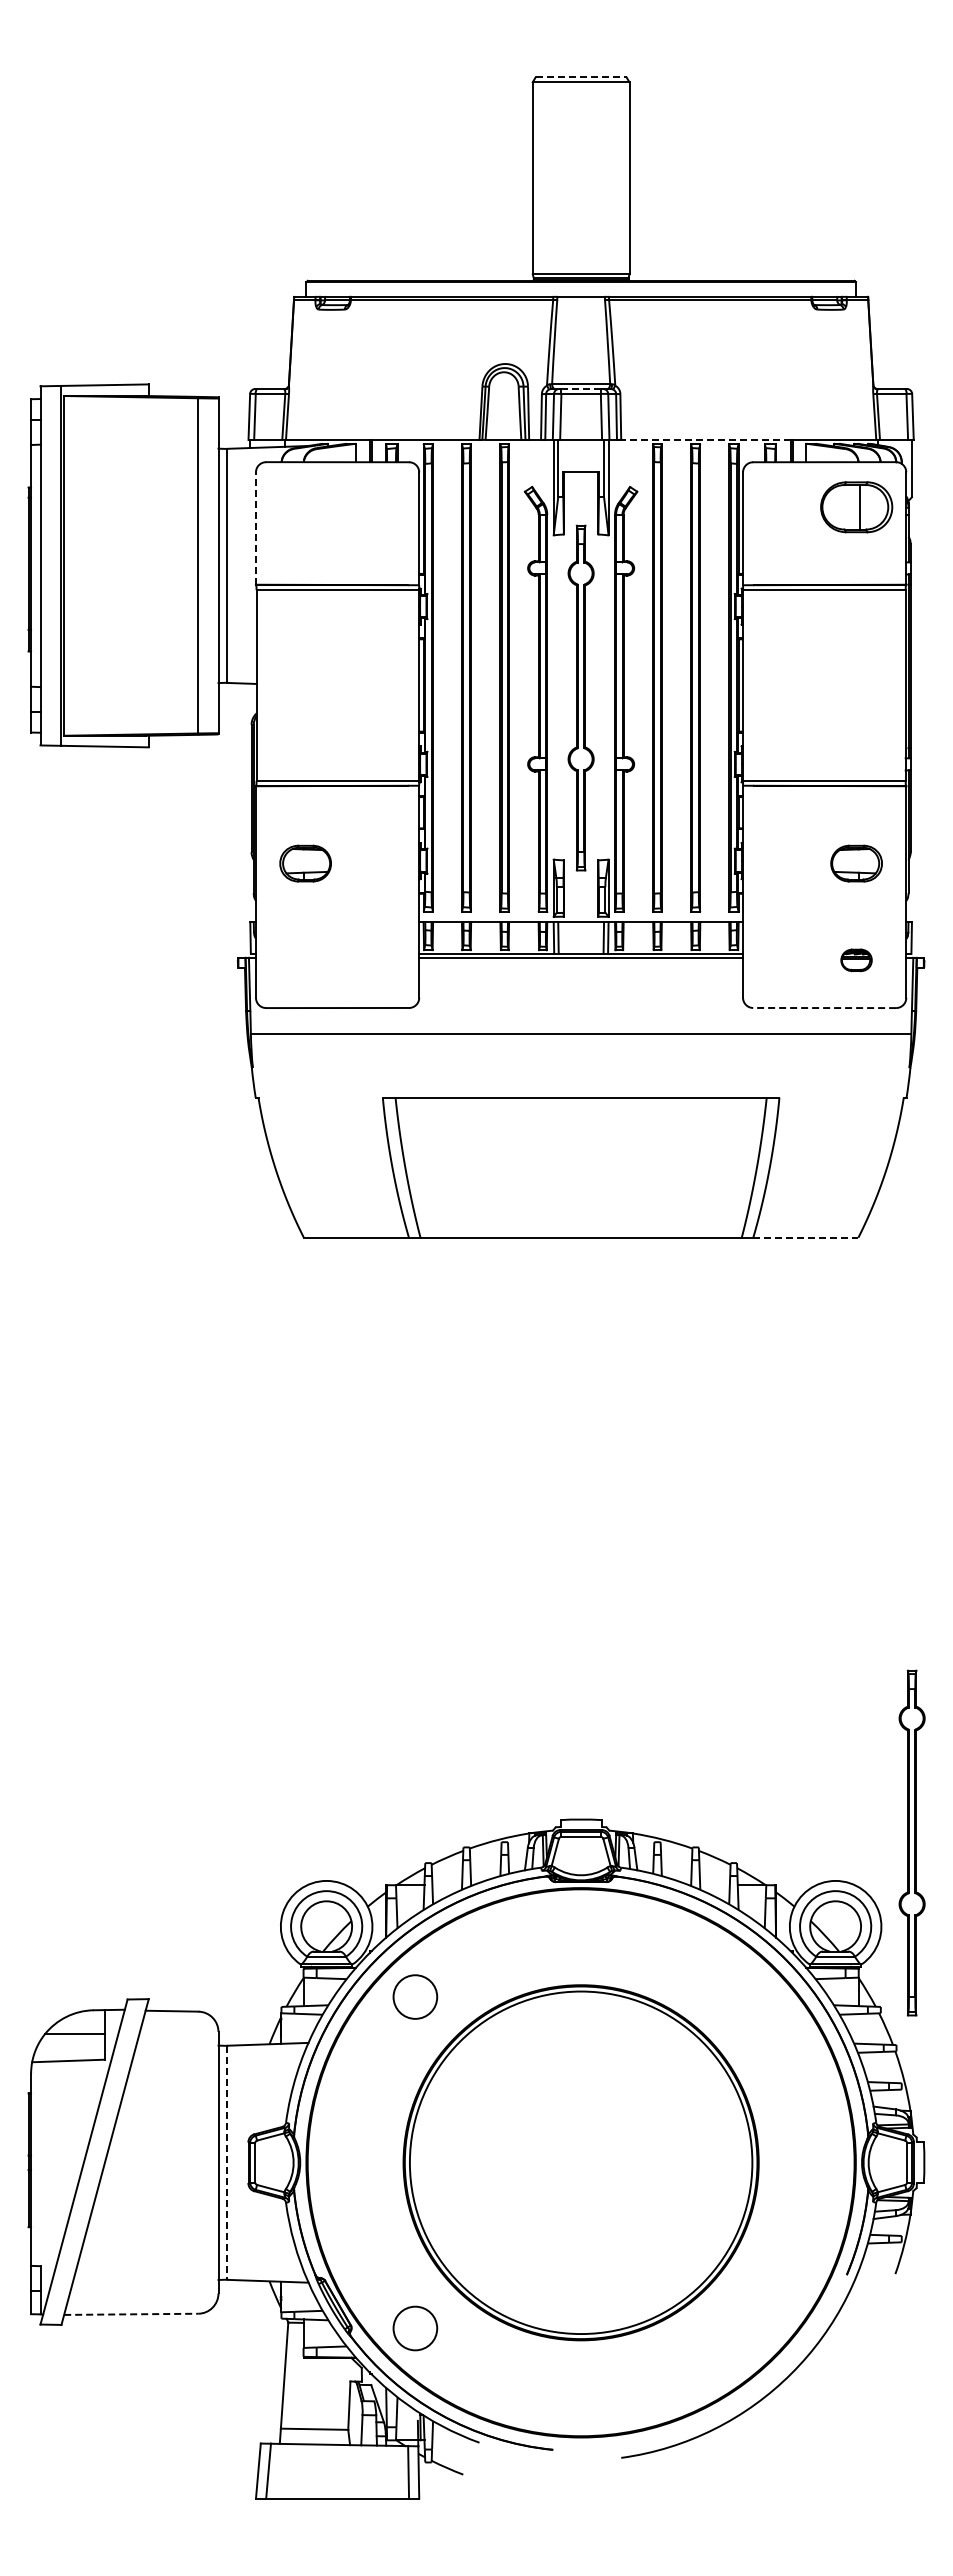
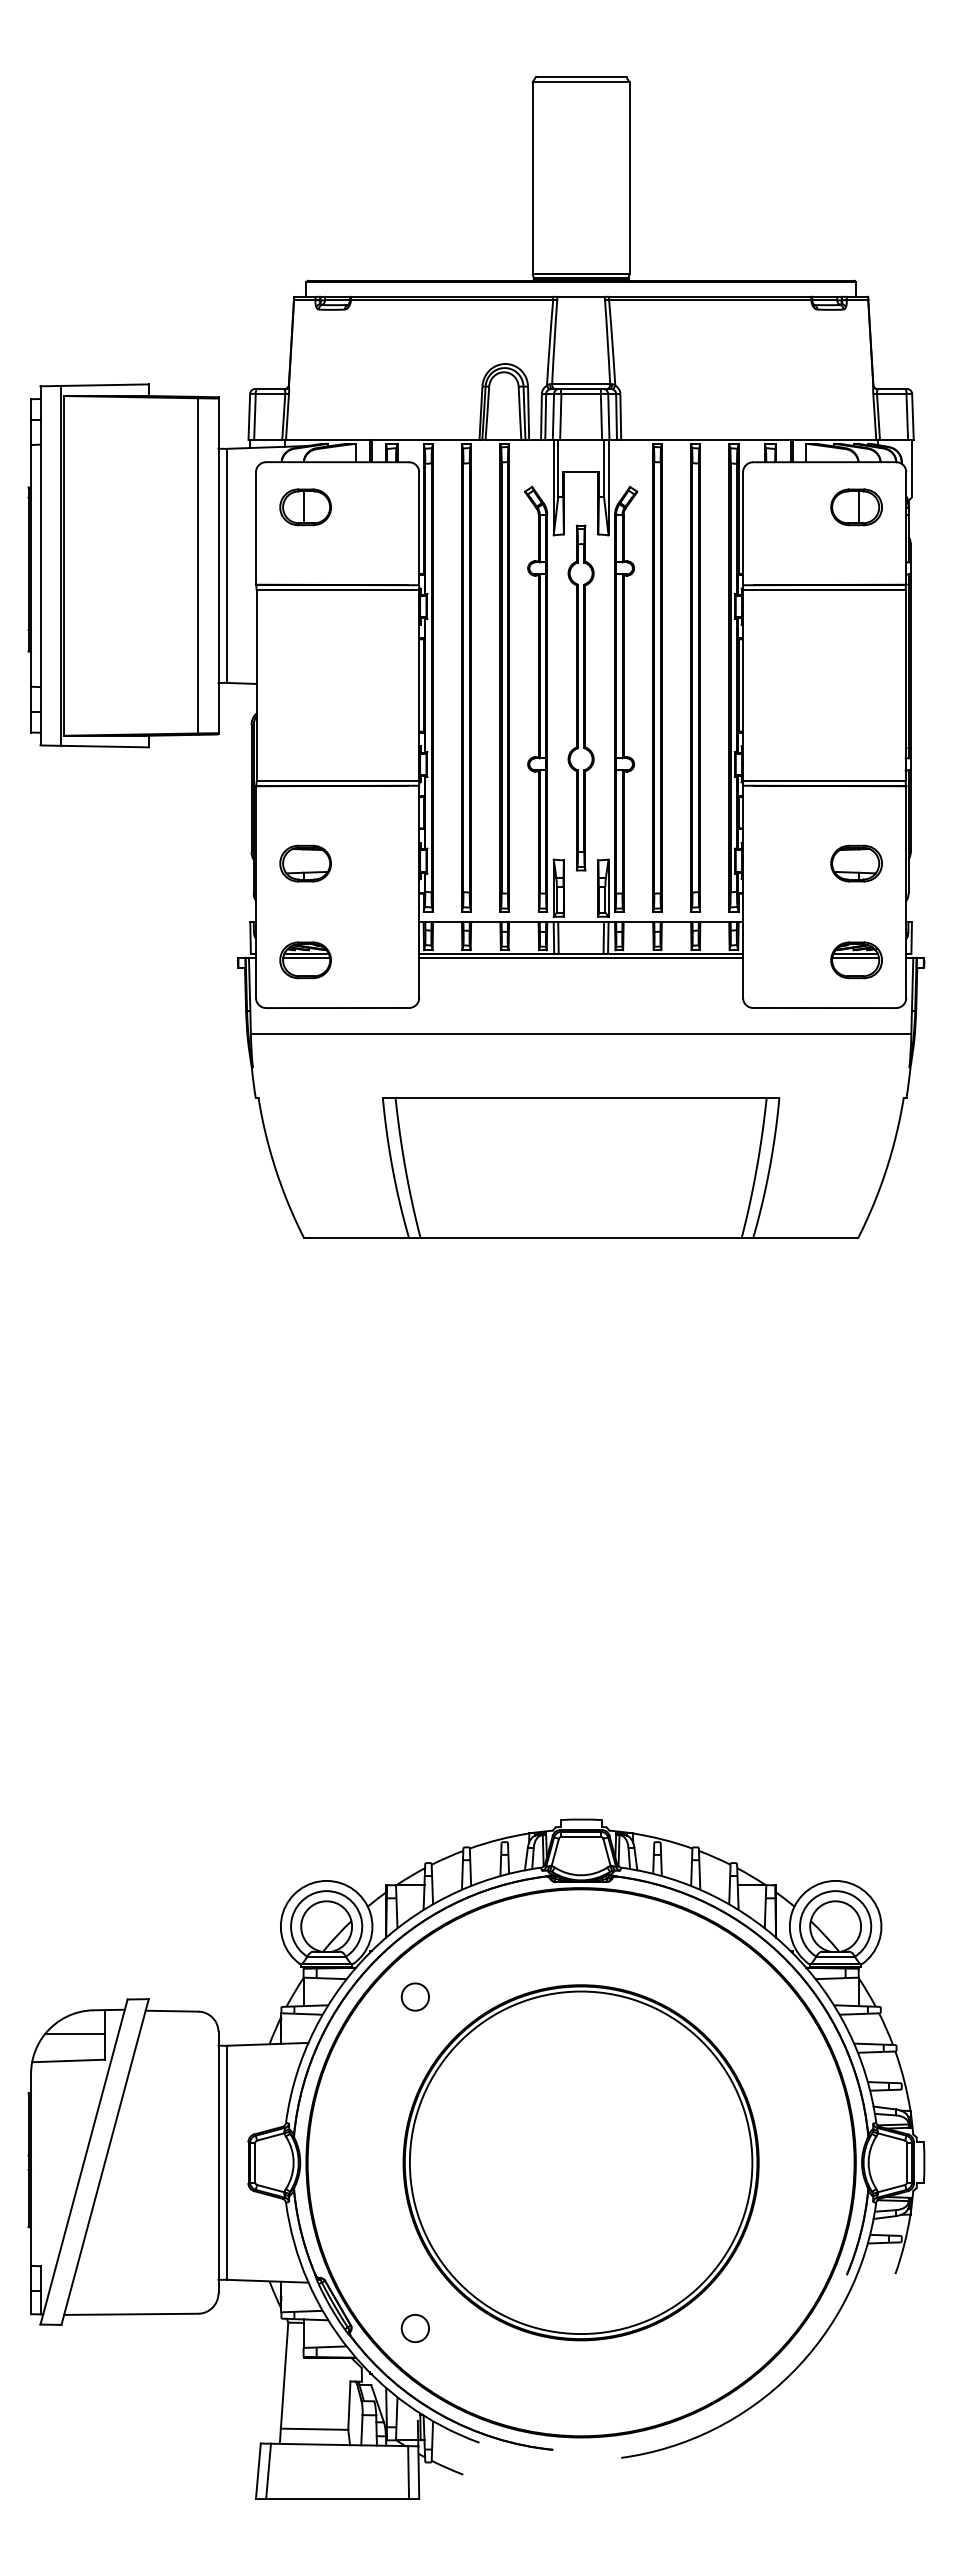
line: dashed -> solid (581, 77)
line: dashed -> solid (581, 389)
line: dashed -> solid (705, 439)
part: none -> present (305, 507)
part size: 74x53 px -> 53x39 px (856, 507)
line: dashed -> solid (255, 528)
part: none -> present (305, 960)
part size: 33x25 px -> 53x39 px (856, 960)
line: dashed -> solid (824, 1008)
line: dashed -> solid (805, 1237)
part: present -> none (911, 1842)
circle diameter: 44 px -> 27 px (415, 1996)
line: dashed -> solid (227, 2163)
line: dashed -> solid (131, 2314)
circle diameter: 44 px -> 27 px (415, 2328)
